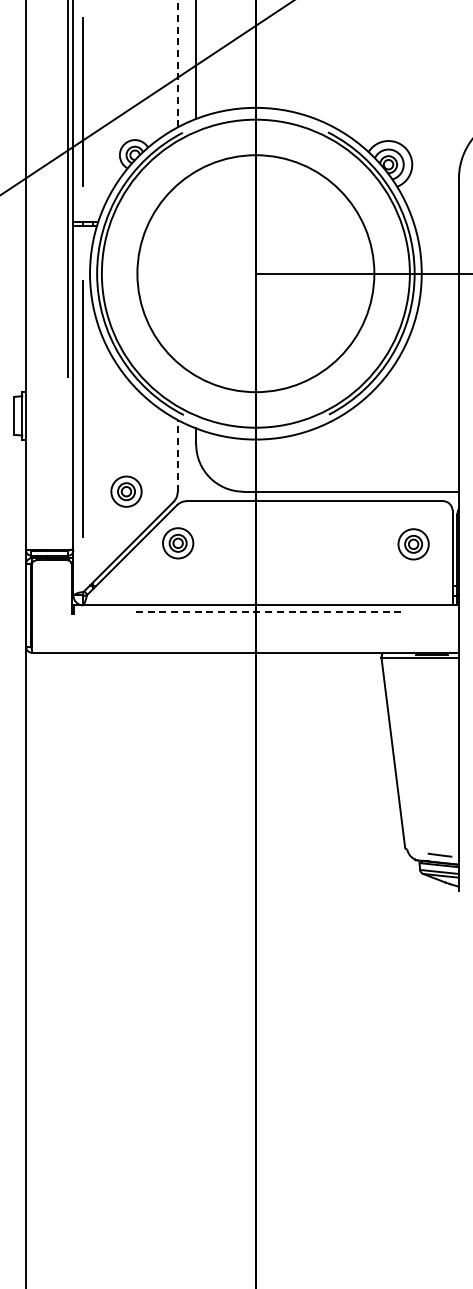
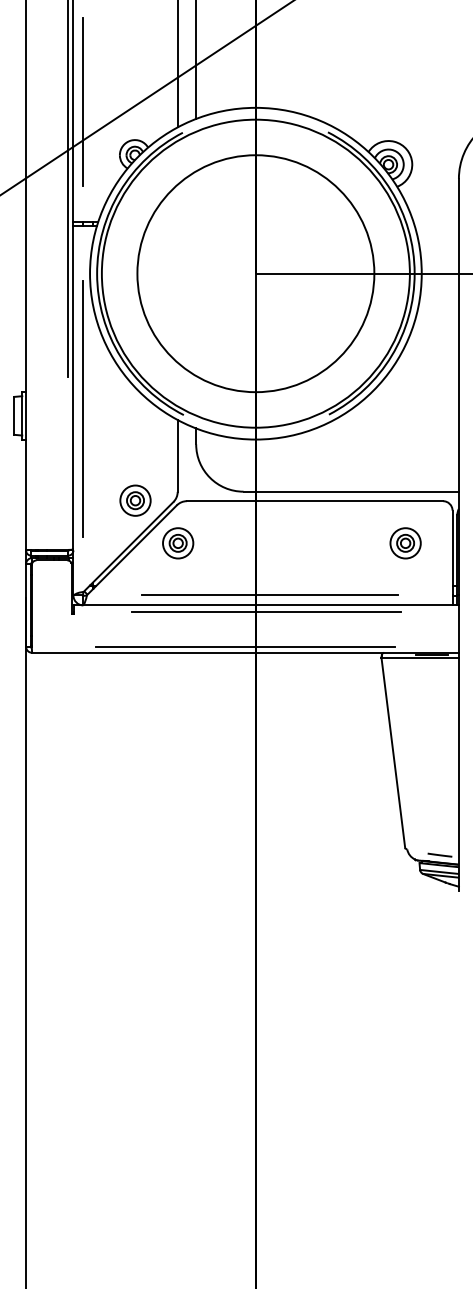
line: dashed -> solid (177, 63)
line: dashed -> solid (177, 455)
part position: (126, 491) -> (135, 500) (135, 500)
part position: (413, 544) -> (405, 543) (405, 543)
line: none -> present (269, 595)
line: dashed -> solid (266, 611)
line: none -> present (244, 646)
